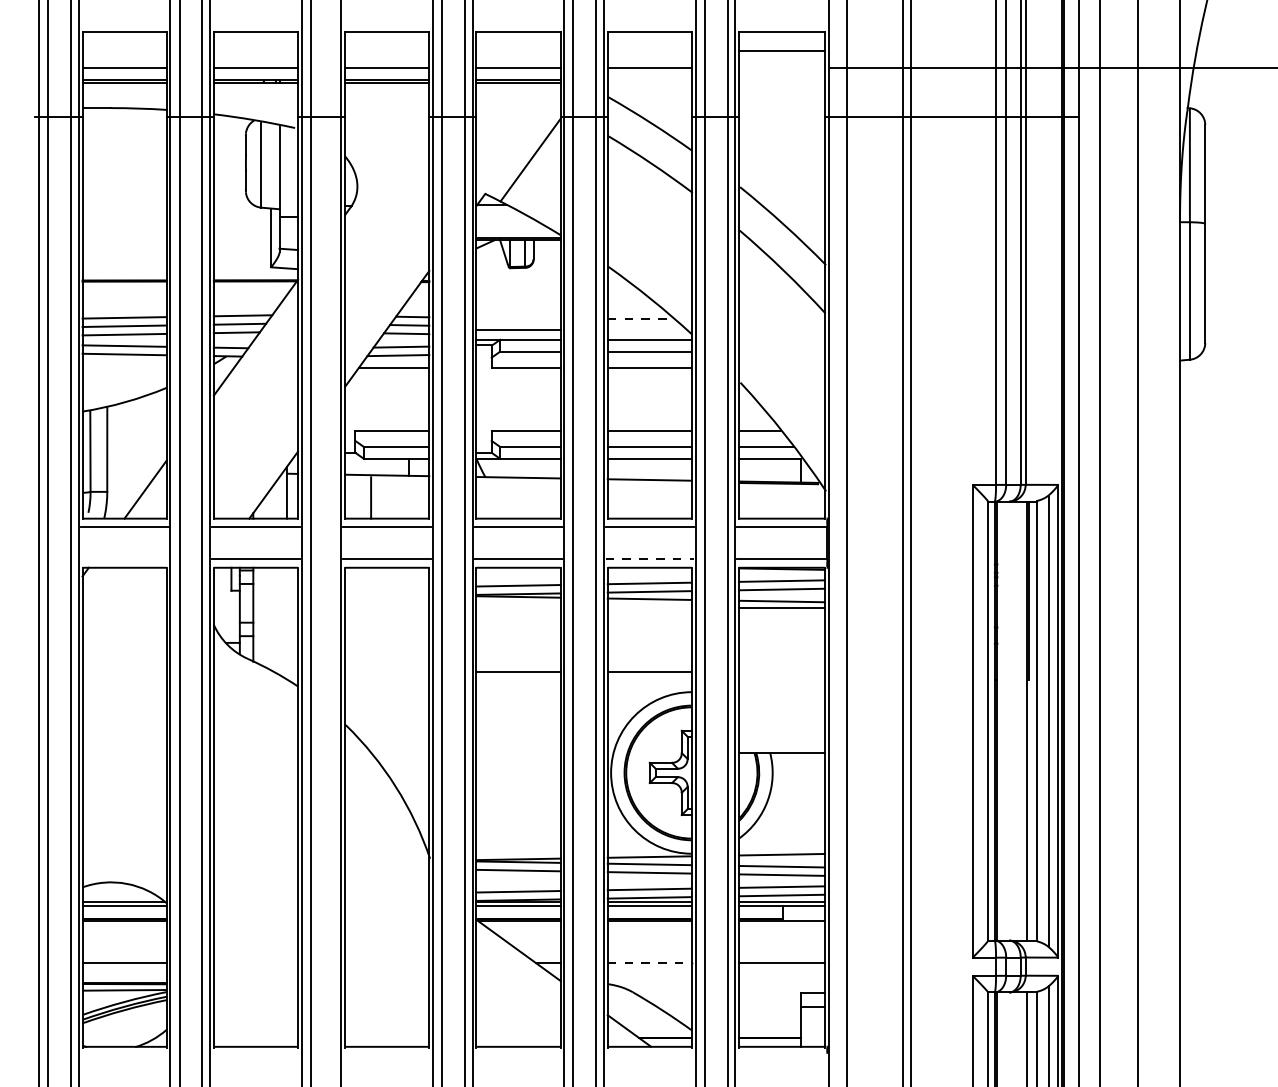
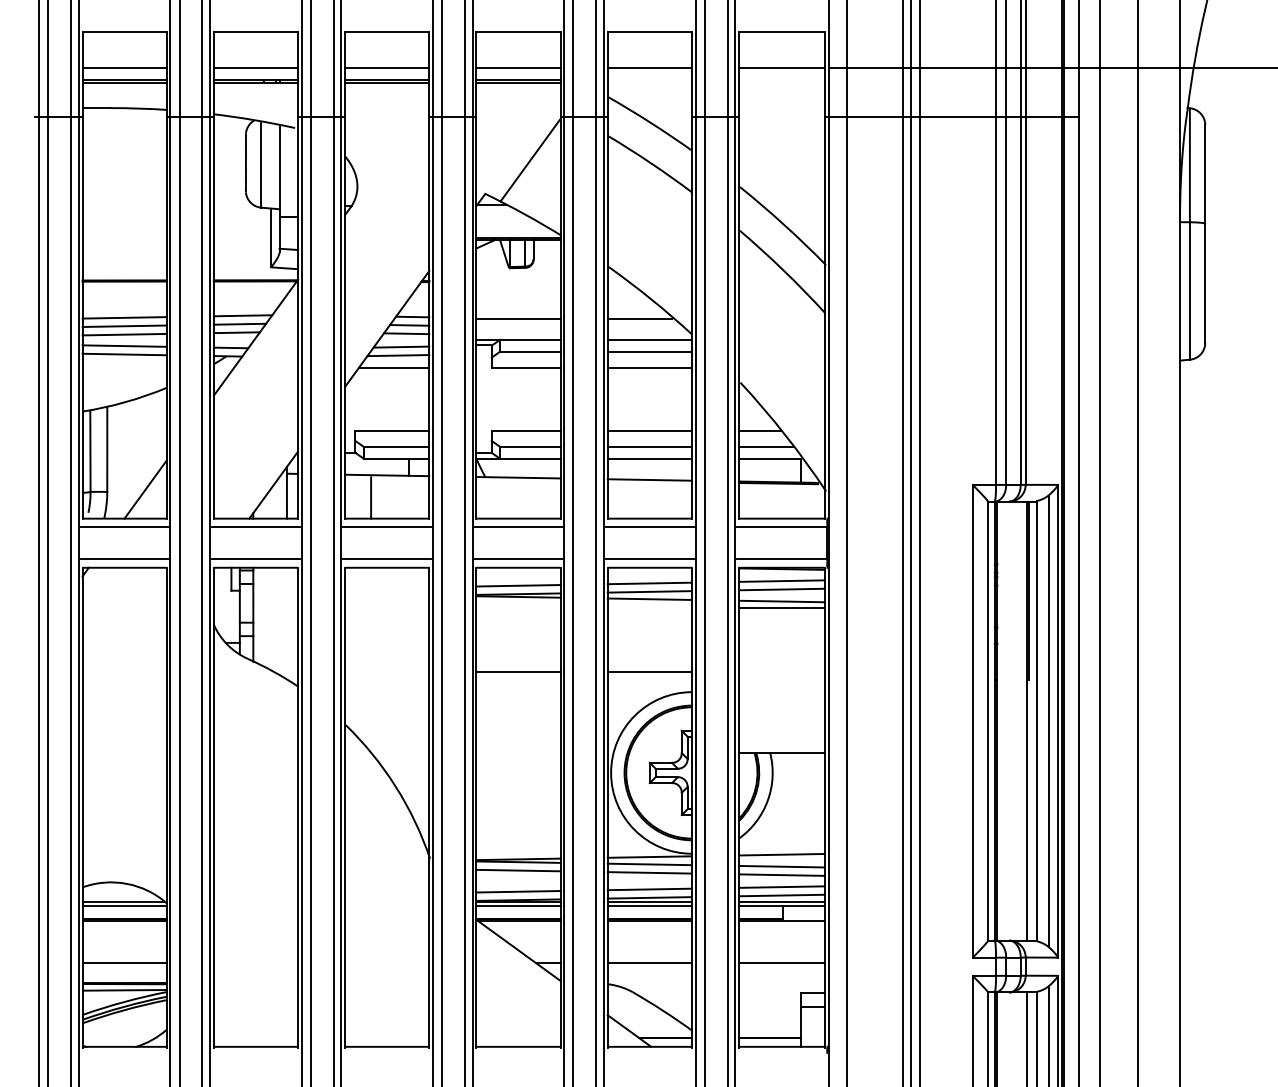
line position: (781, 50) -> (781, 67) (781, 67)
line: dashed -> solid (640, 318)
line position: (518, 329) -> (518, 318) (518, 318)
line: none -> present (333, 542)
line: none -> present (919, 542)
line: none -> present (124, 559)
line: dashed -> solid (650, 559)
line: dashed -> solid (650, 963)
